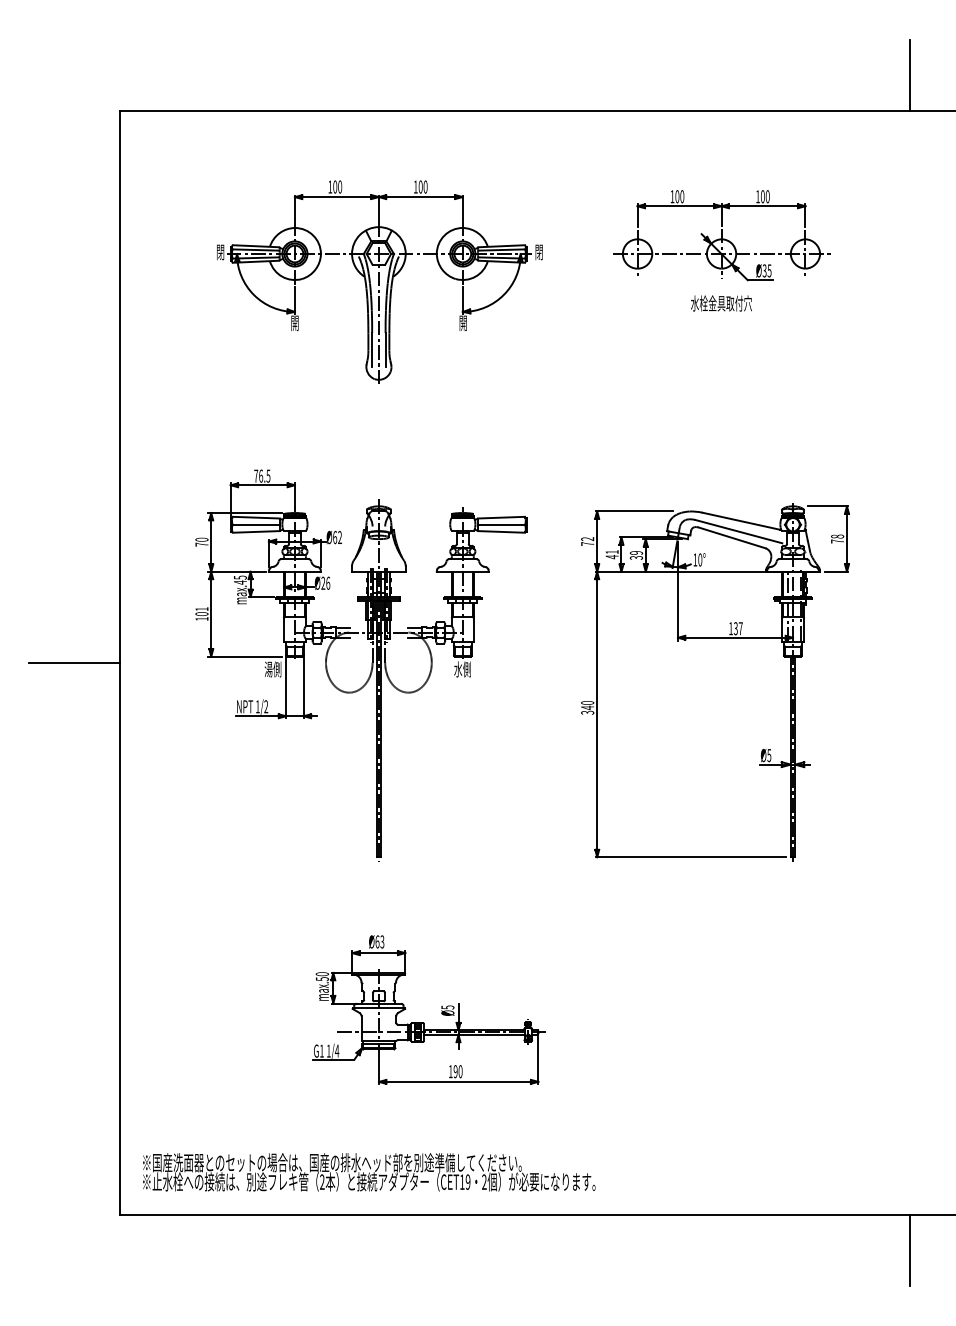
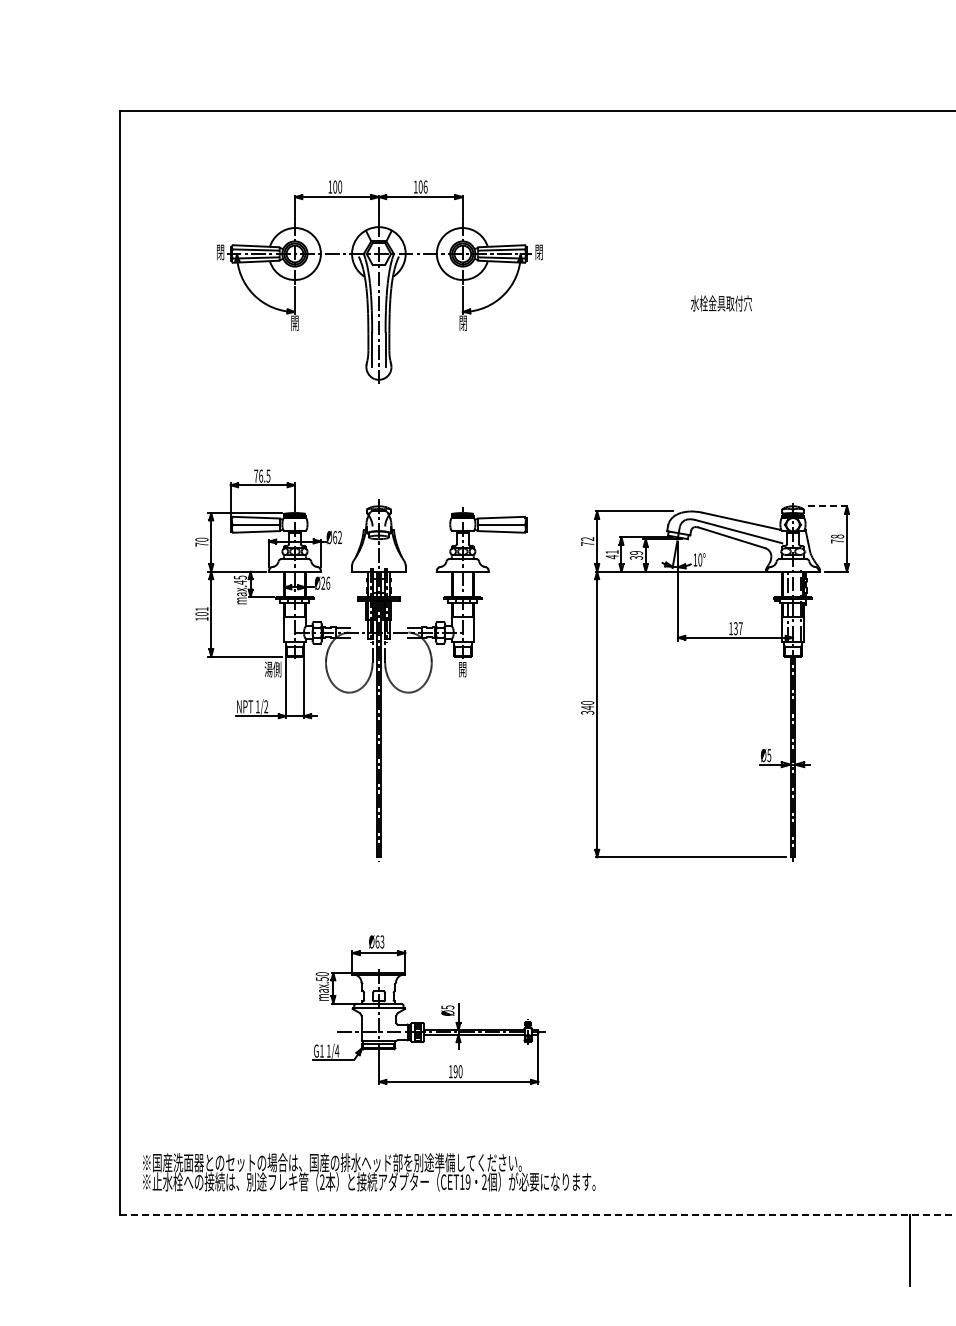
line: present -> none (909, 75)
text: 100 -> 106 (425, 186)
part: present -> none (721, 235)
text: 開 -> 閉 (463, 325)
line: solid -> dashed (827, 506)
line: present -> none (73, 663)
text: 水側 -> 開 (462, 669)
line: solid -> dashed (537, 1214)
